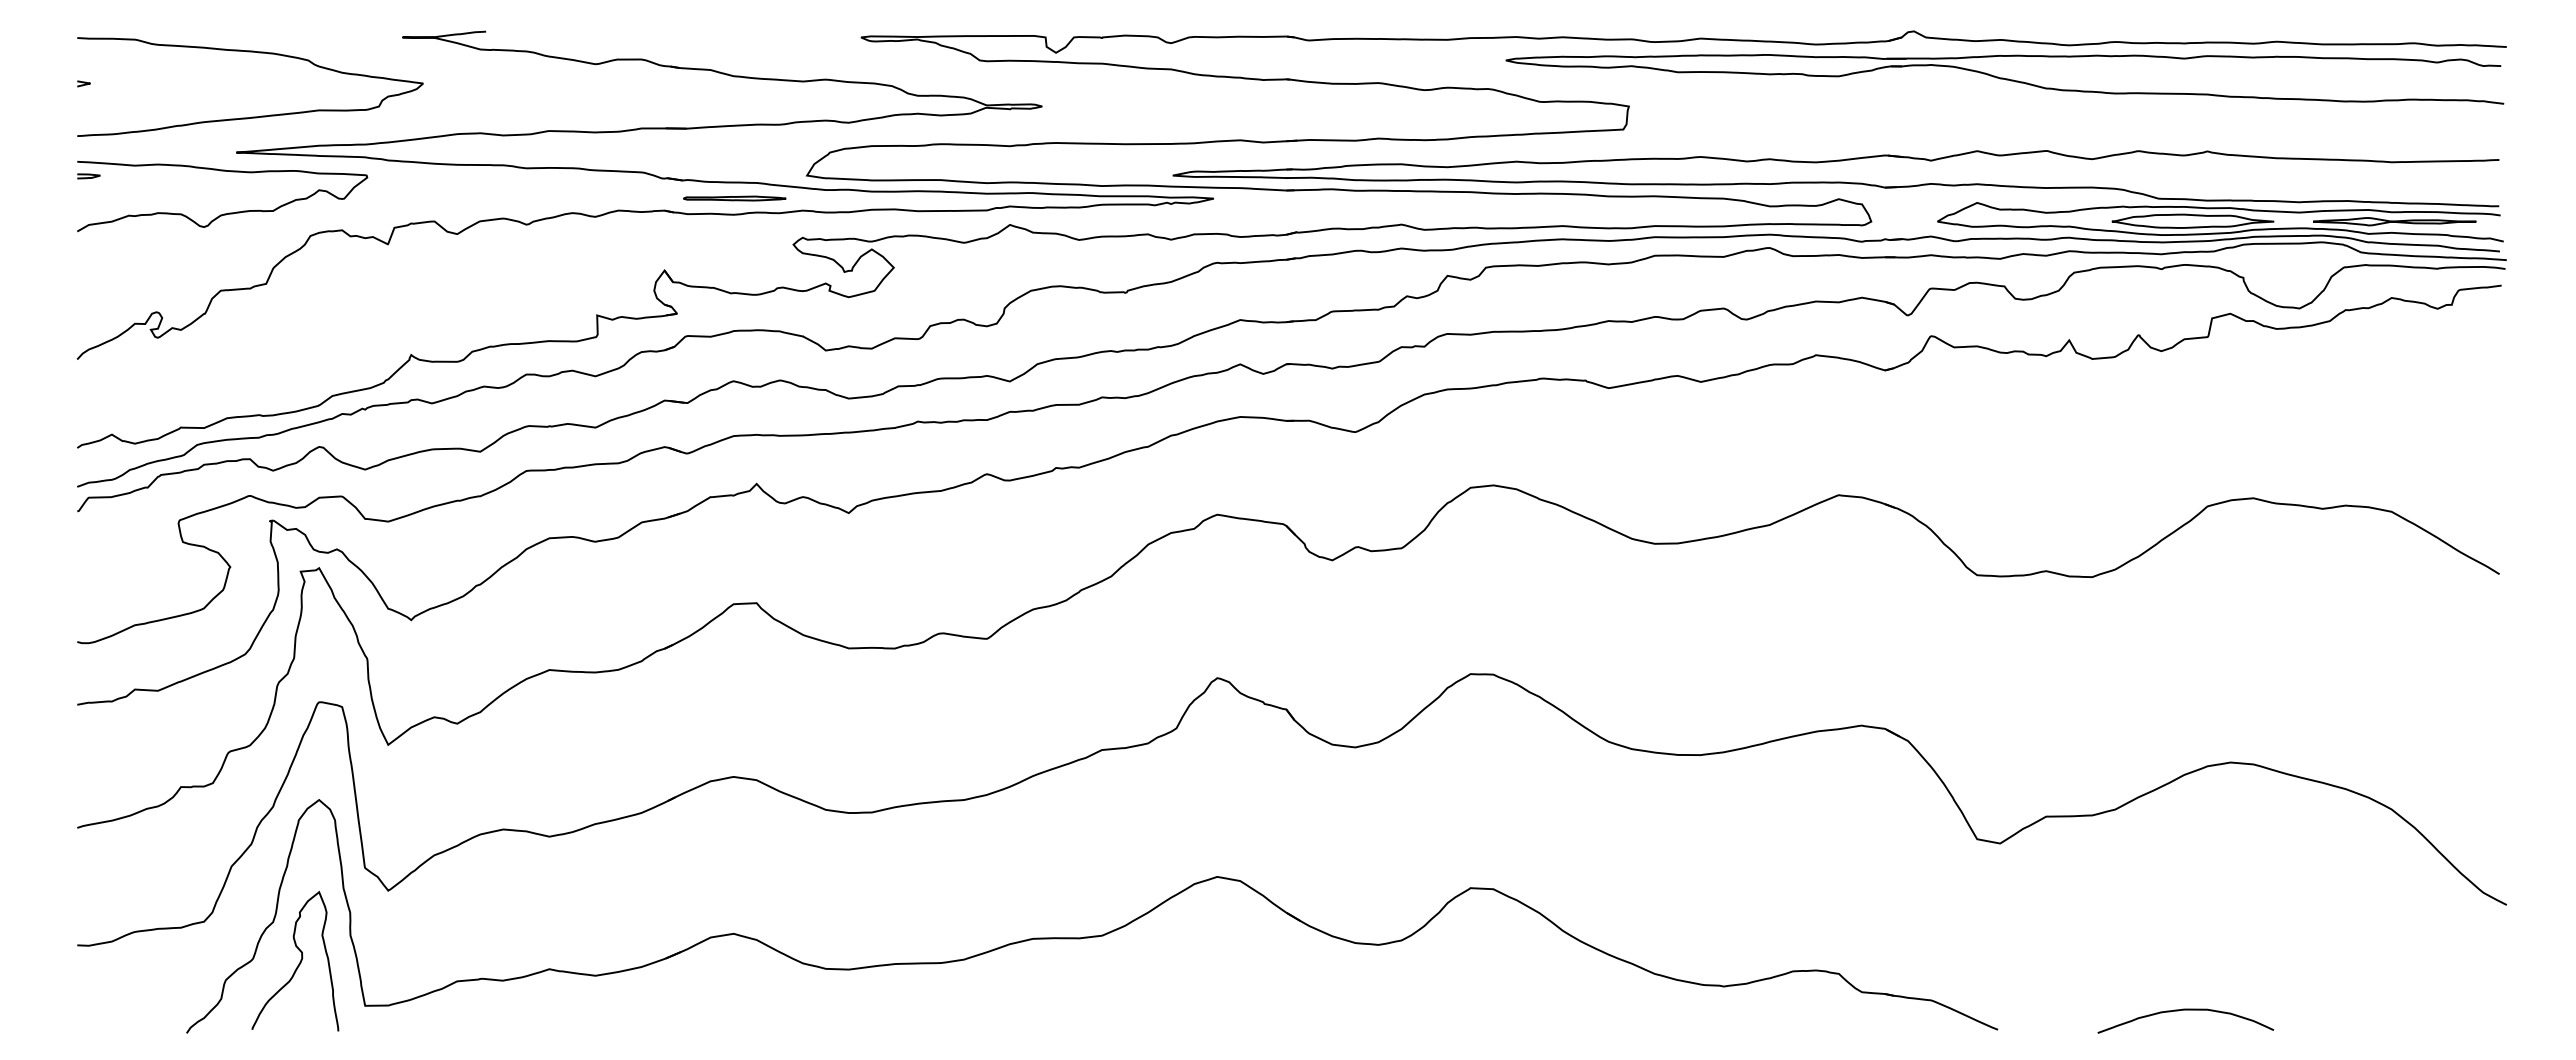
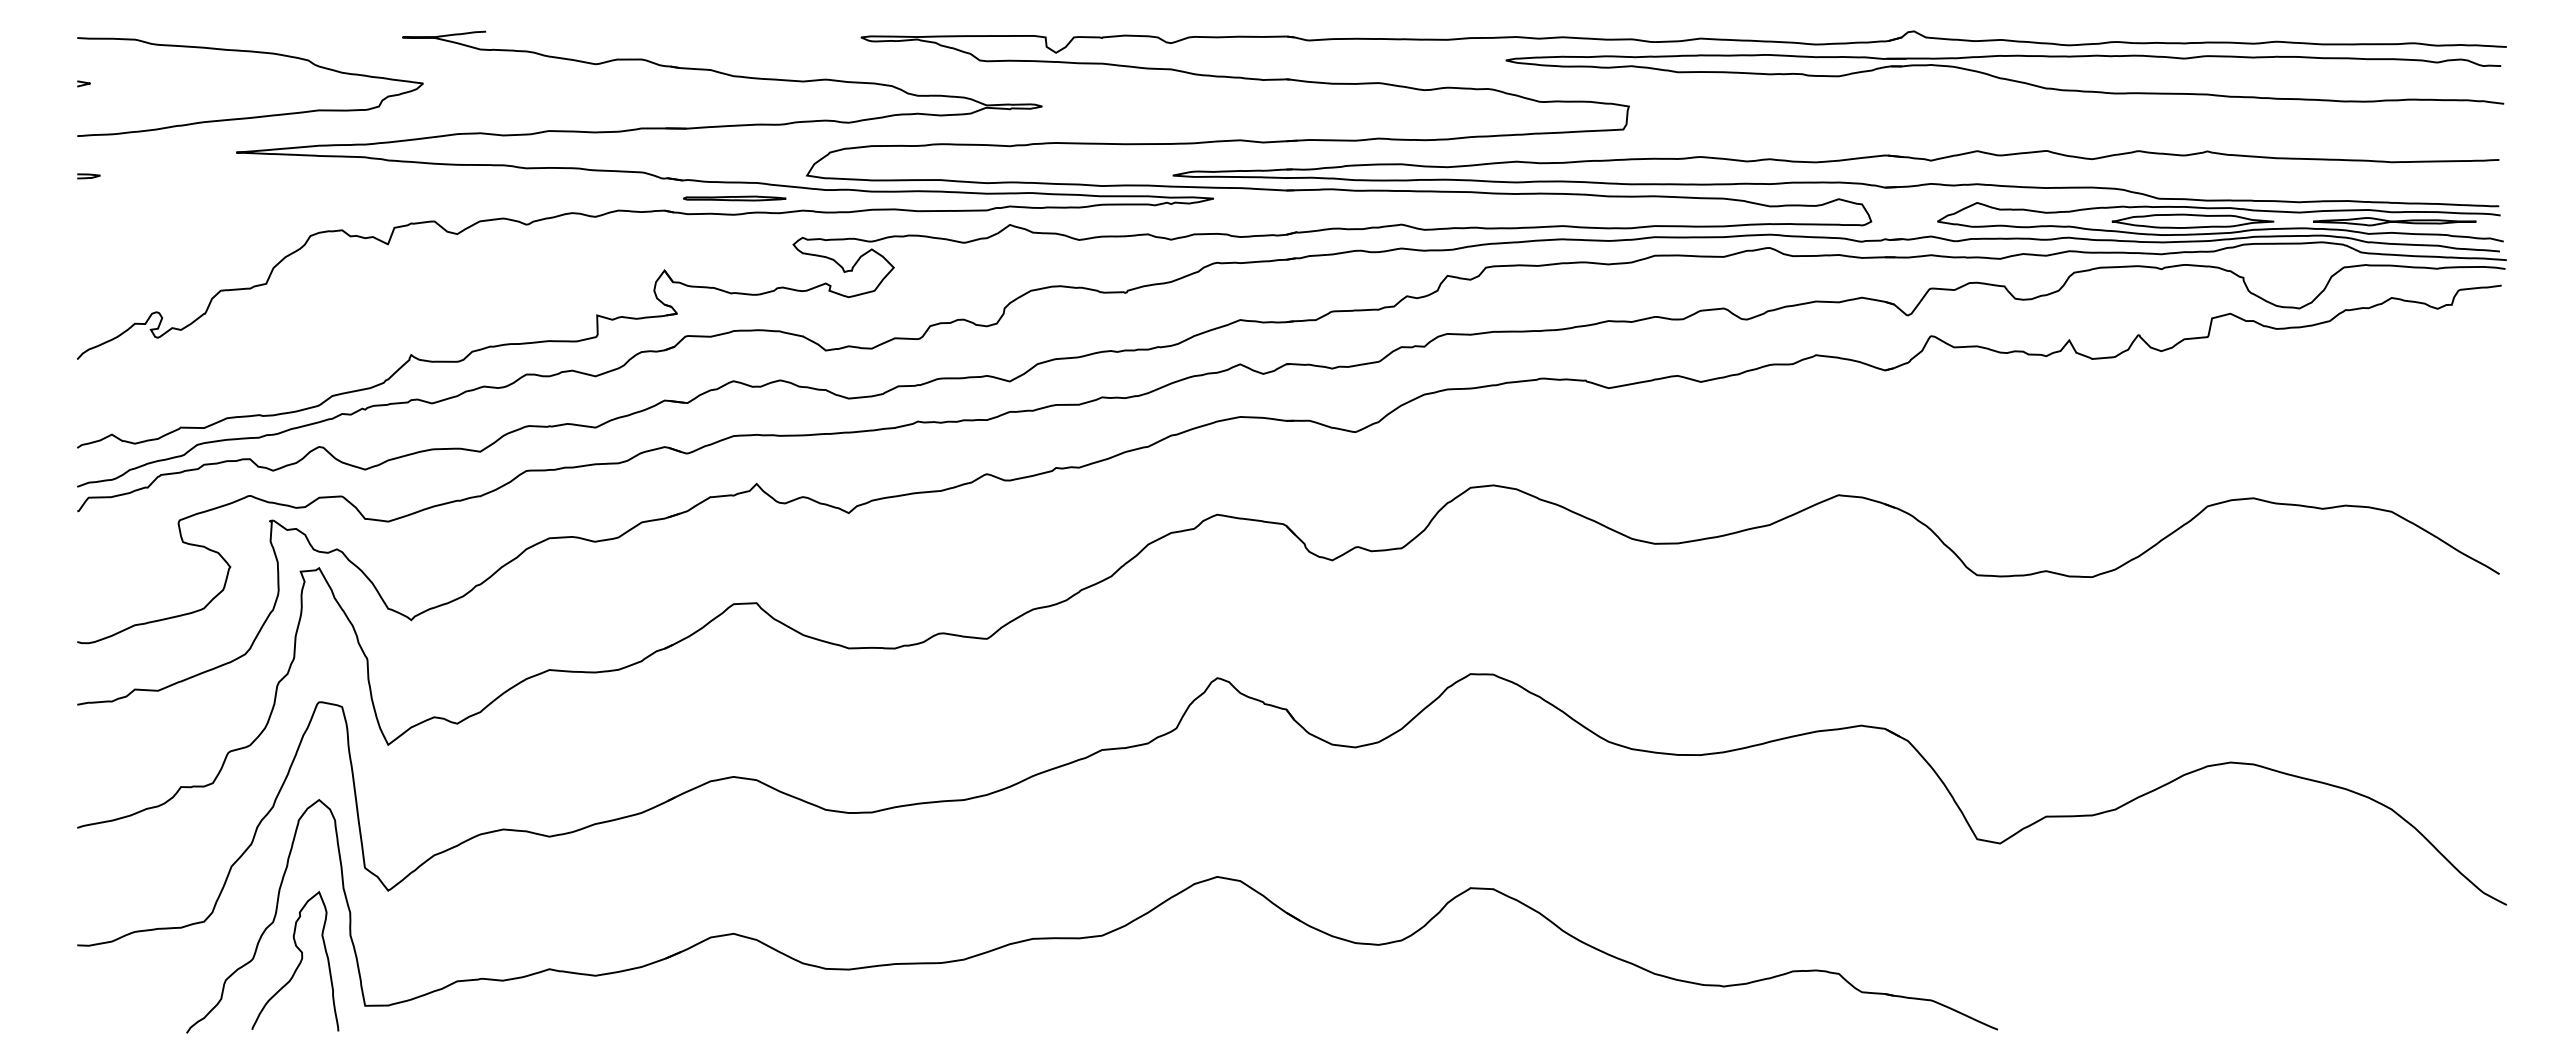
curve: present -> none (224, 213)
curve: present -> none (2185, 1010)
